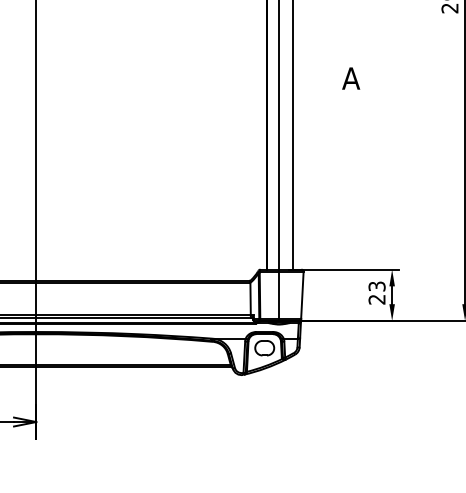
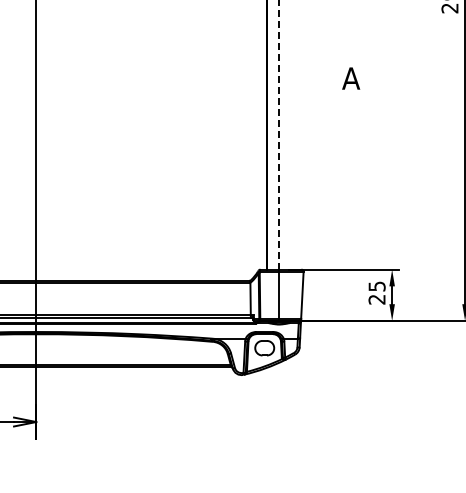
line: solid -> dashed (279, 134)
line: present -> none (292, 135)
text: 23 -> 25 (376, 285)
